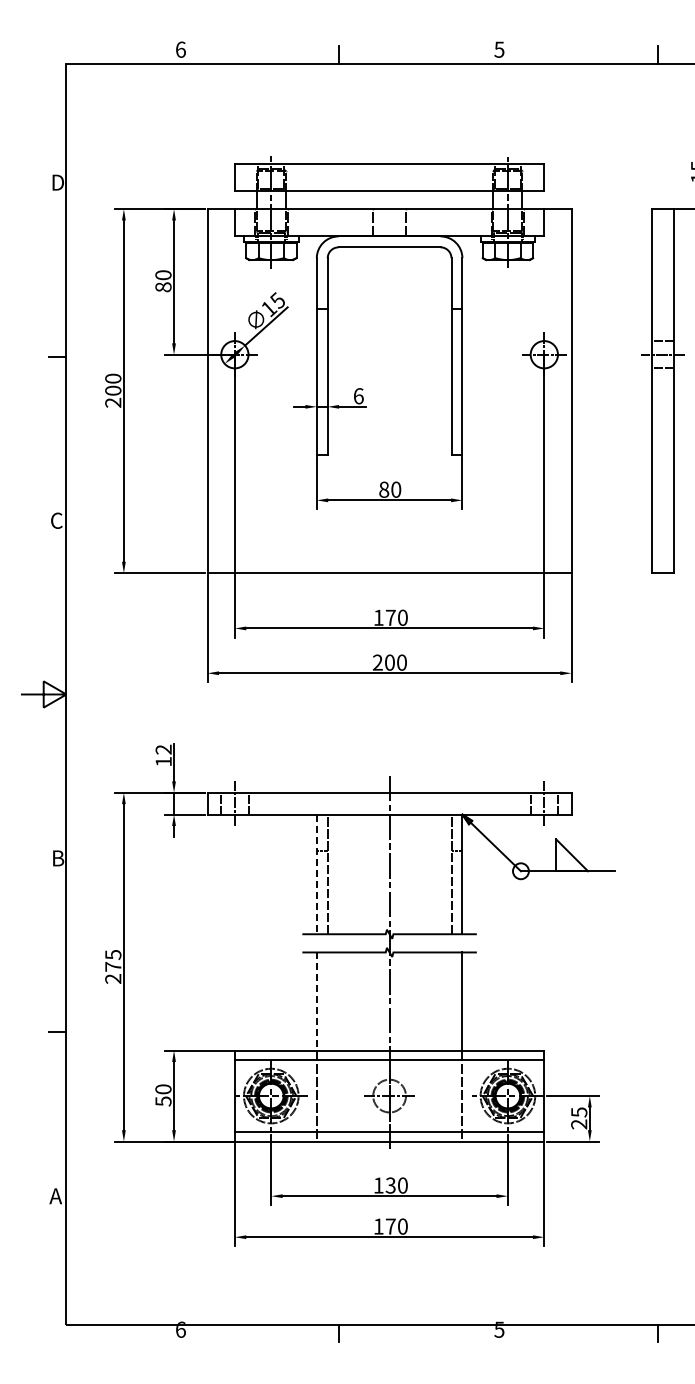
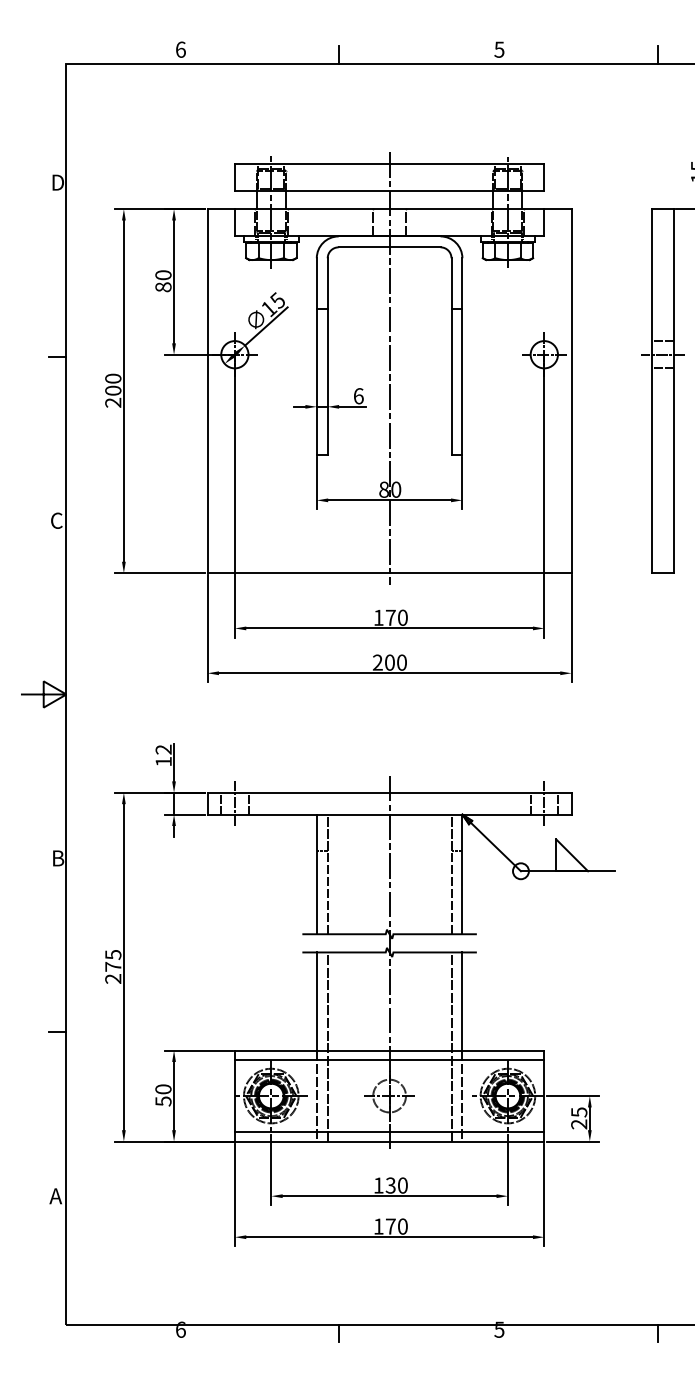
line: none -> present (389, 367)
line: dashed -> solid (316, 874)
line: dashed -> solid (316, 1002)
line: none -> present (327, 1046)
line: none -> present (451, 1046)
